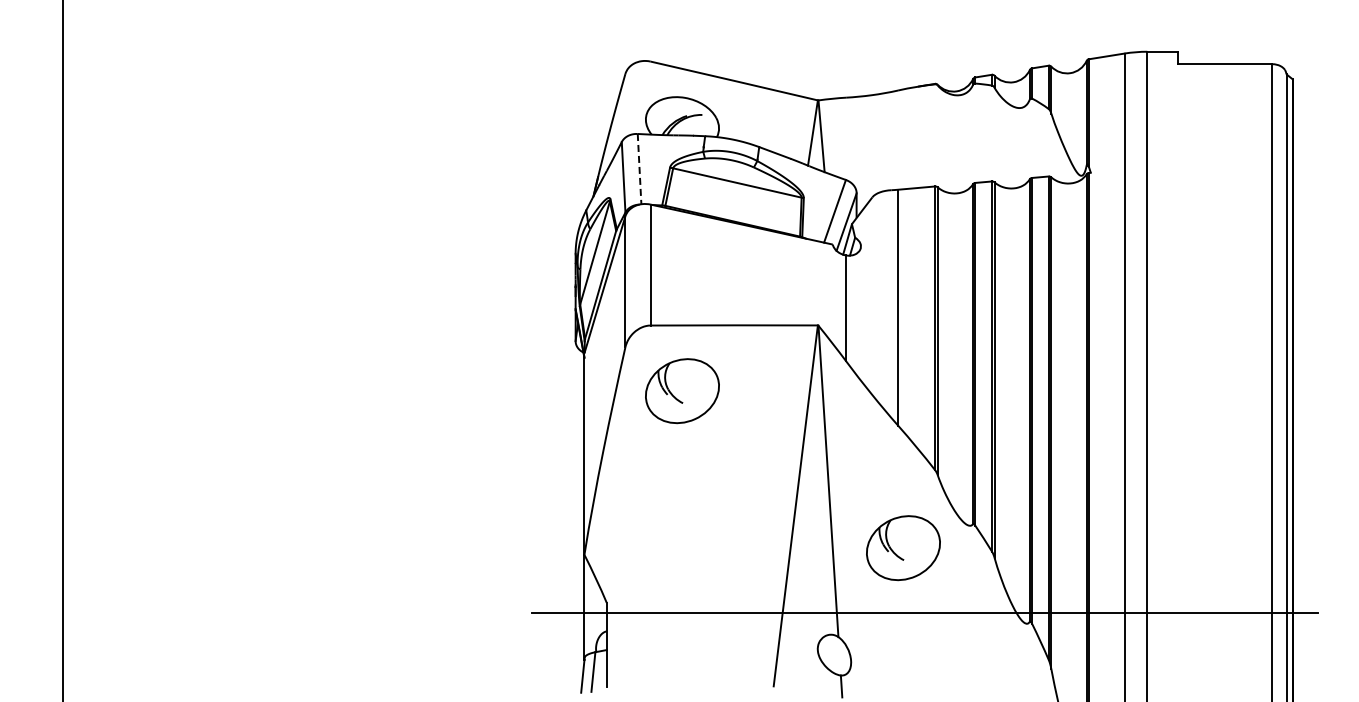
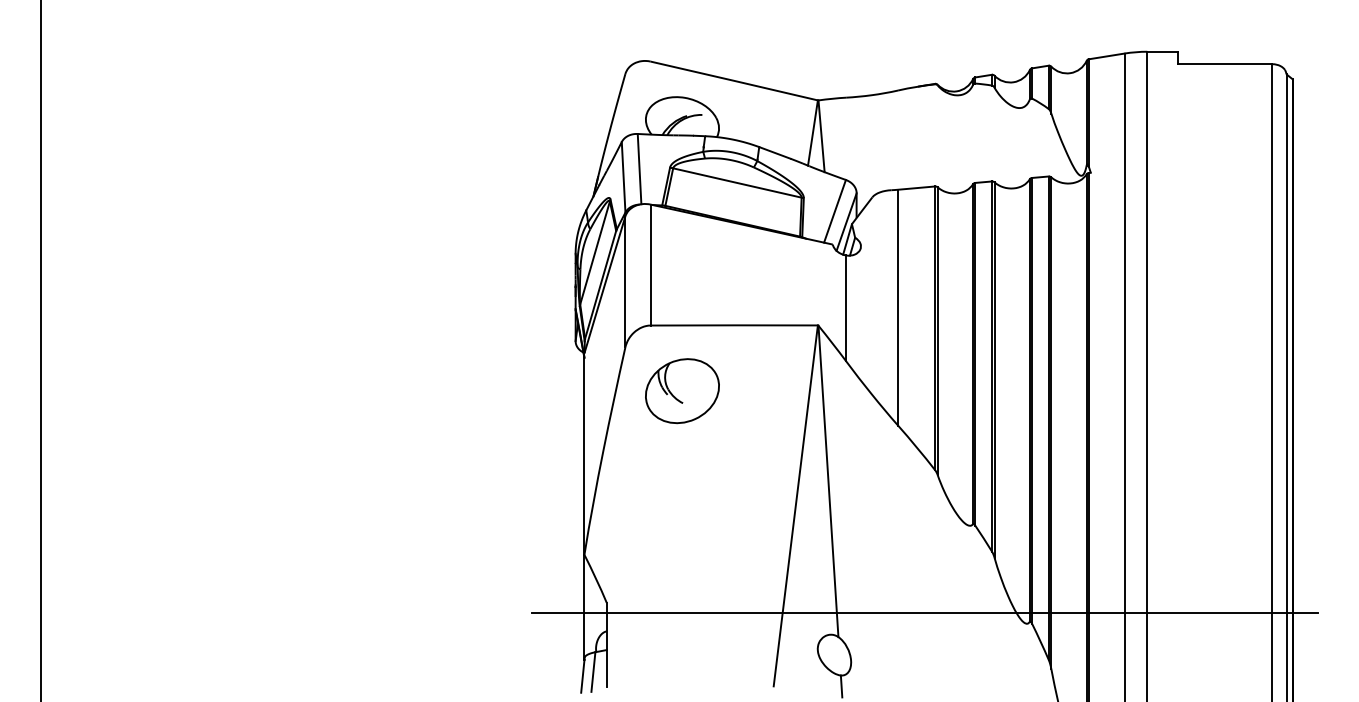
line: dashed -> solid (639, 169)
line position: (62, 350) -> (40, 350) (40, 350)
part: present -> none (903, 548)
